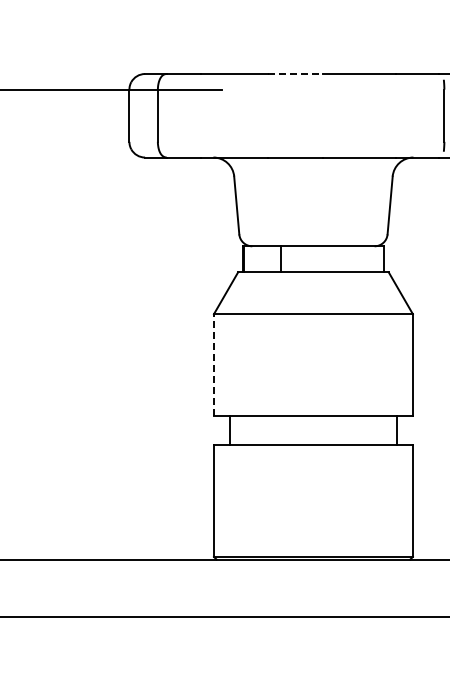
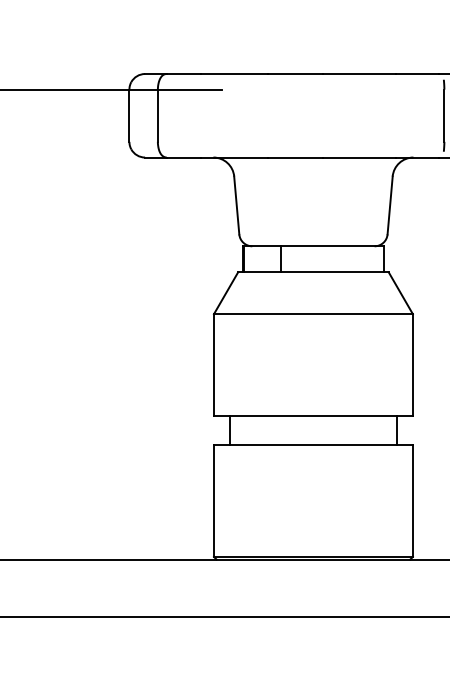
line: dashed -> solid (295, 74)
line: dashed -> solid (213, 365)
